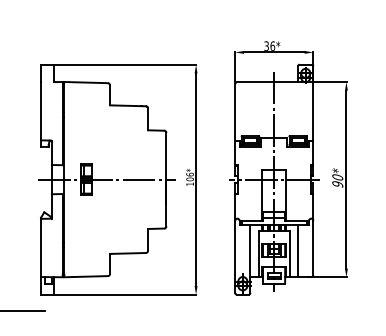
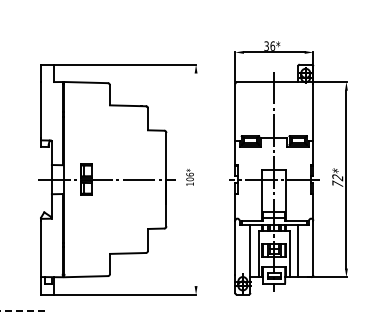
line: present -> none (196, 179)
text: 90* -> 72* (337, 180)
line: solid -> dashed (22, 311)
